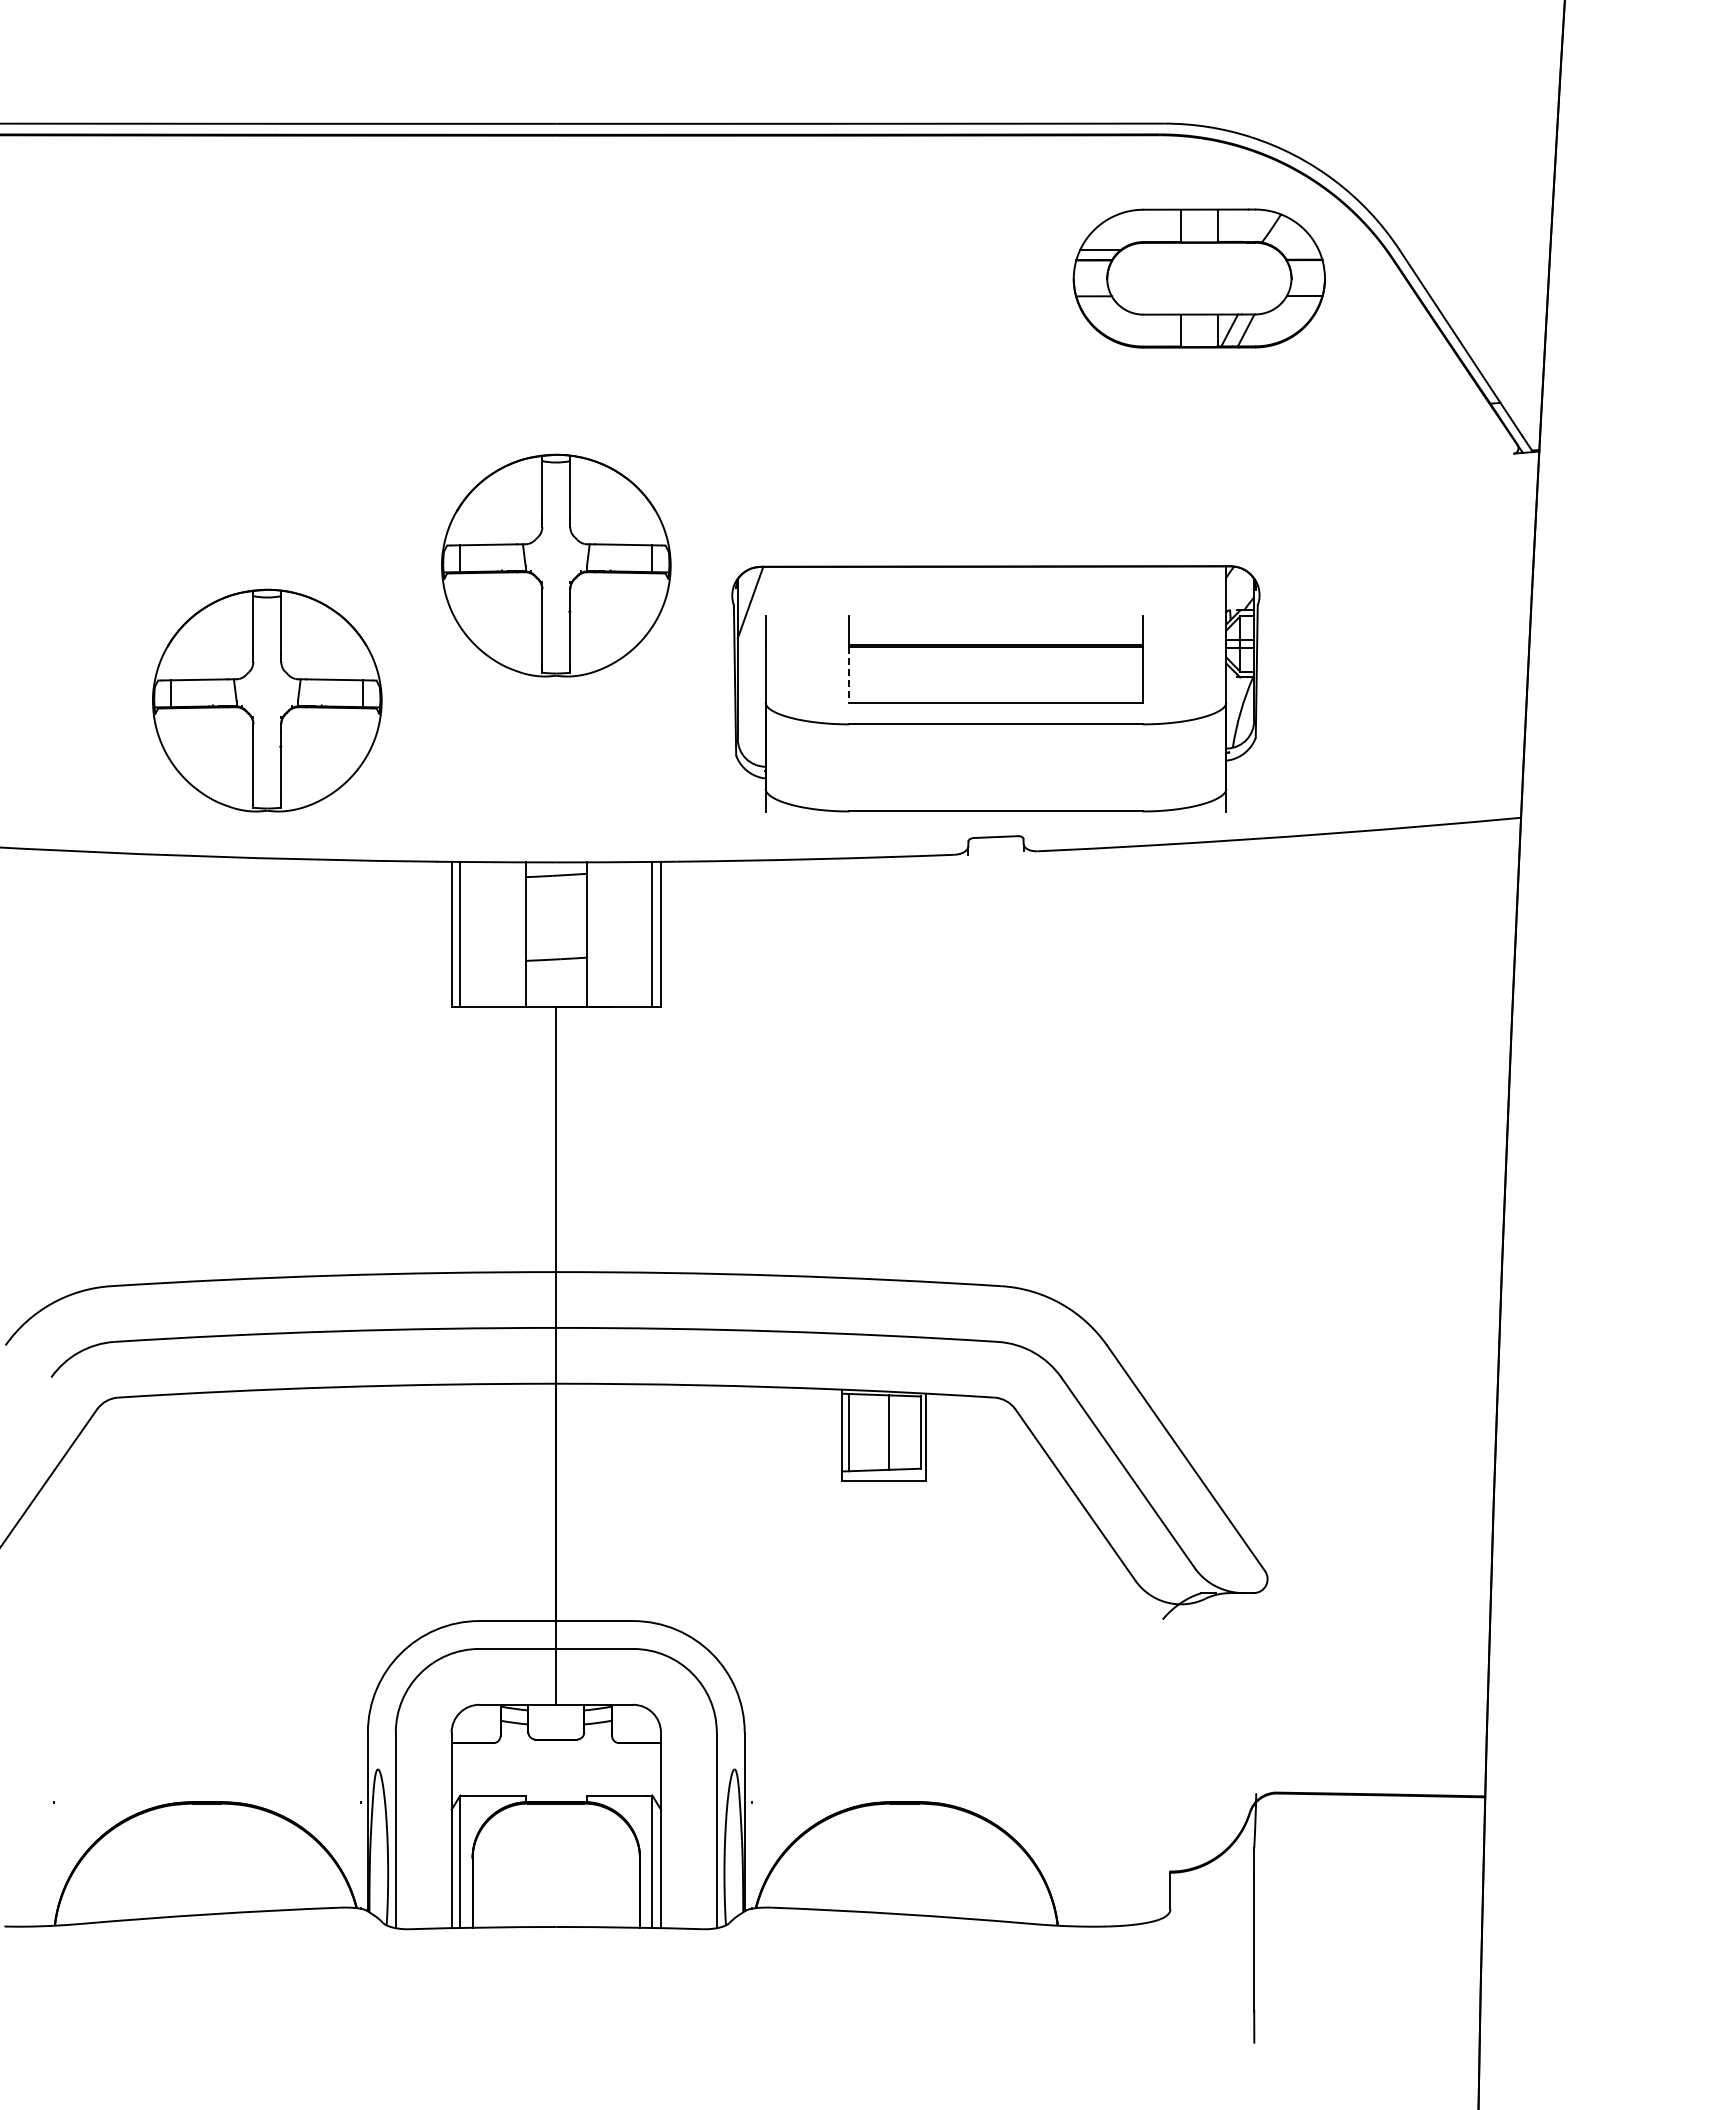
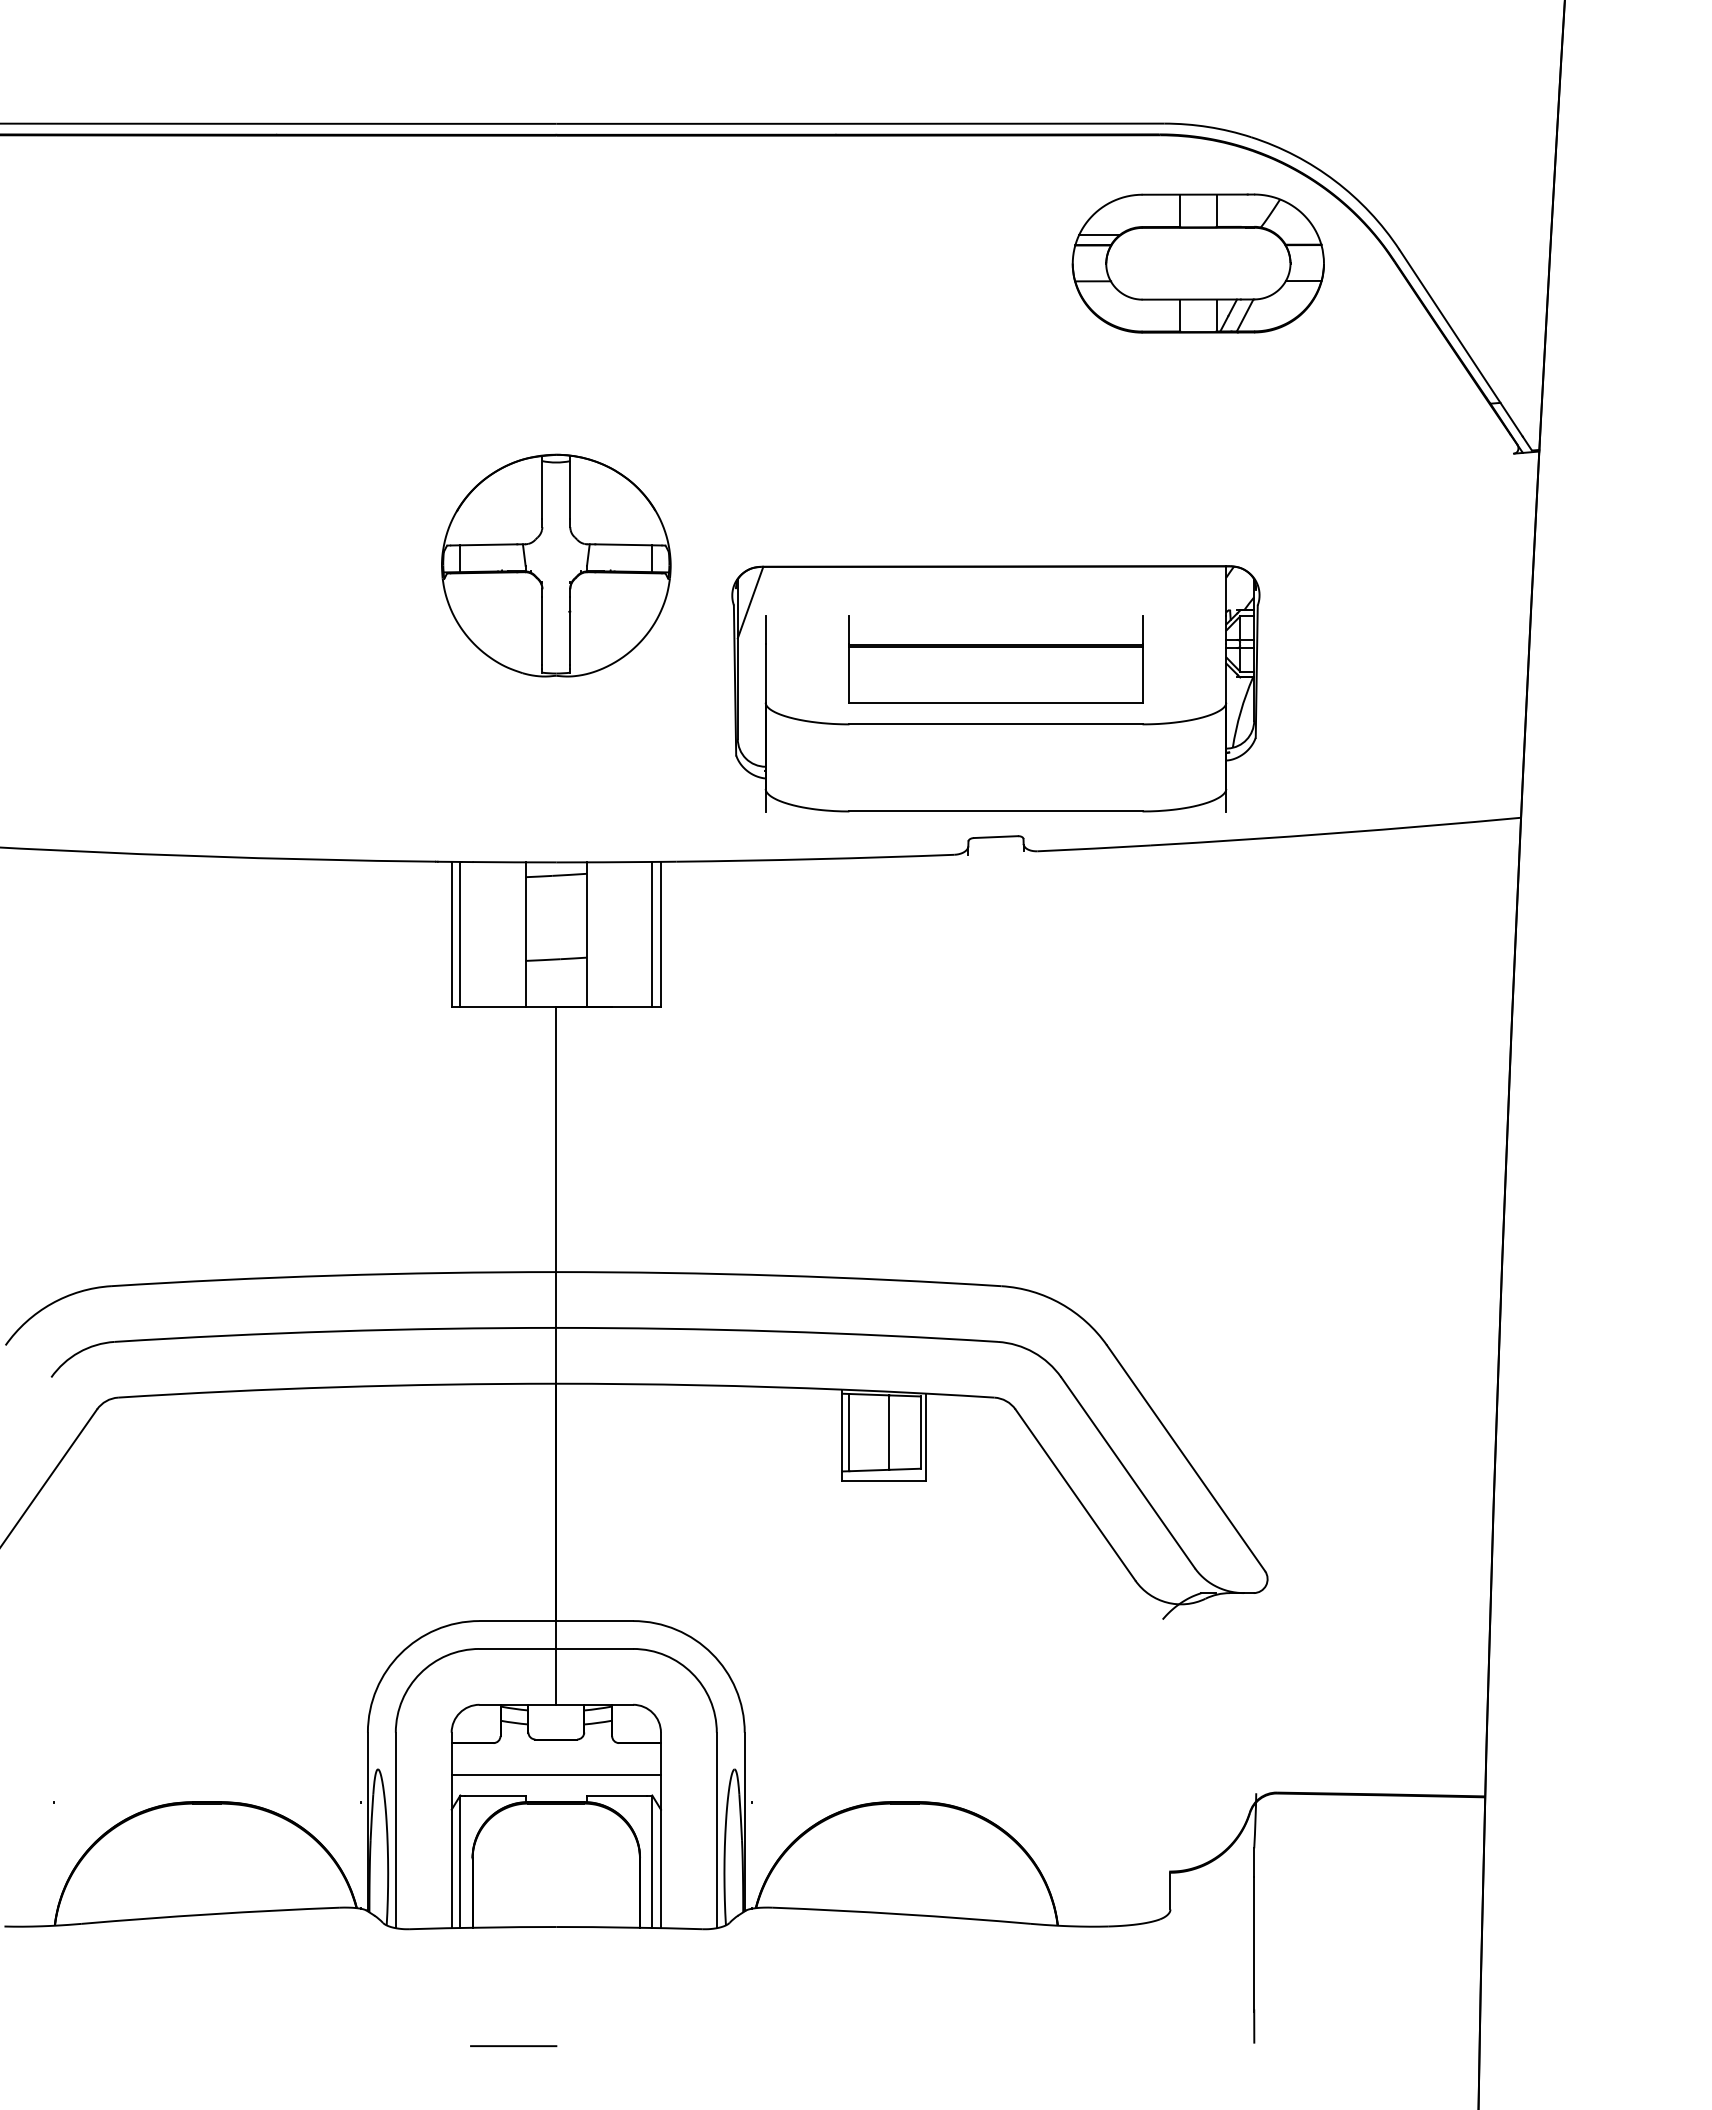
part position: (1198, 278) -> (1197, 263) (1197, 263)
line: dashed -> solid (849, 674)
part: present -> none (267, 700)
line: none -> present (556, 1774)
line: none -> present (513, 2046)
